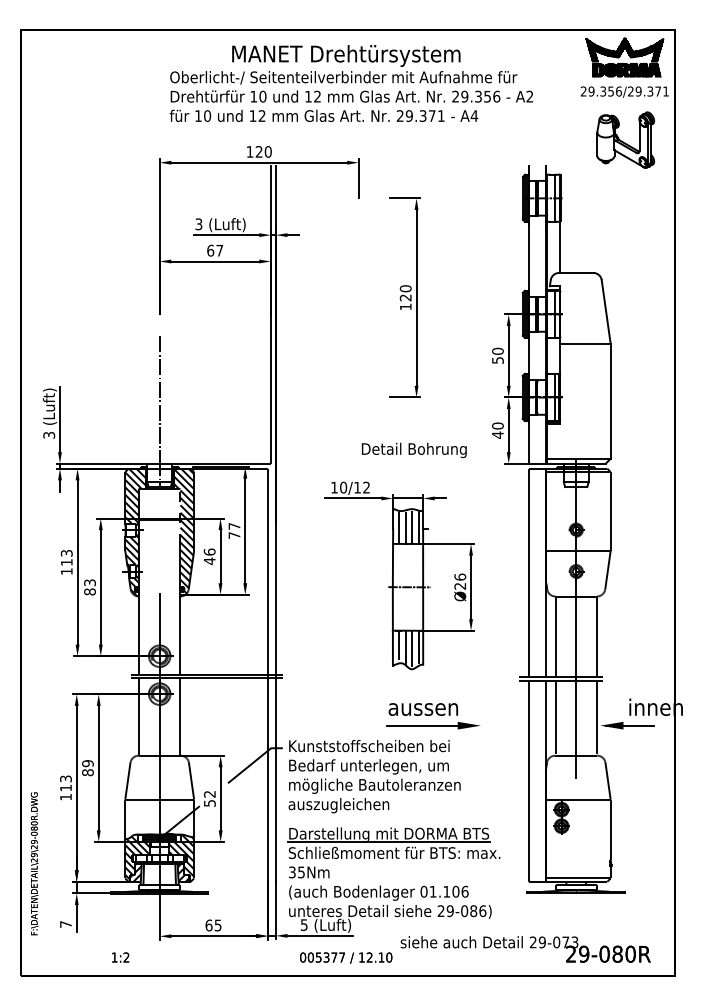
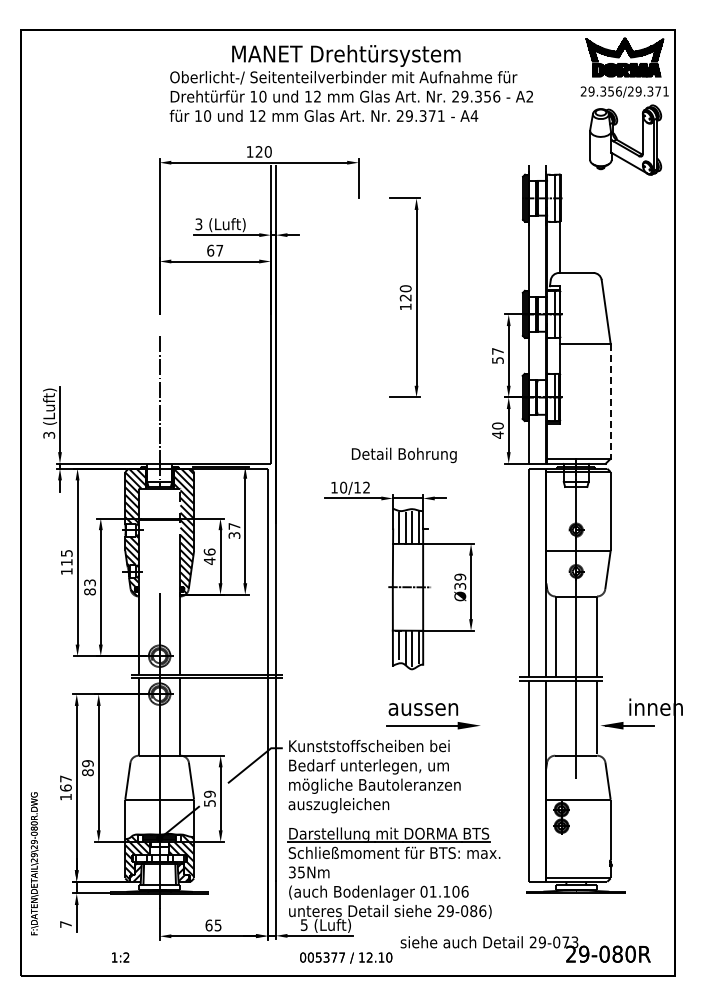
part size: 60x58 px -> 74x72 px (625, 139)
text: 50 -> 57 (497, 350)
line: solid -> dashed (610, 401)
text position: (413, 450) -> (403, 455) (403, 455)
text: 77 -> 37 (234, 535)
text: 113 -> 115 (65, 553)
text: Ø26 -> Ø39 (460, 581)
line: present -> none (555, 717)
text: 113 -> 167 (65, 783)
text: 52 -> 59 (209, 793)
